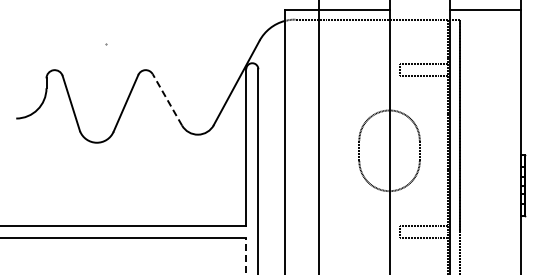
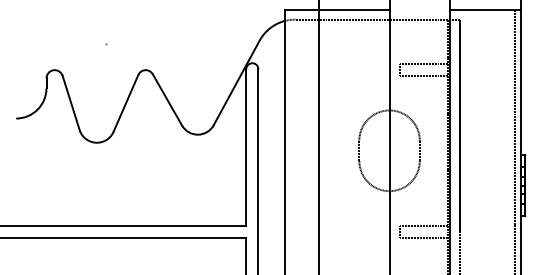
line: dashed -> solid (167, 99)
line: none -> present (514, 140)
line: dashed -> solid (246, 255)
